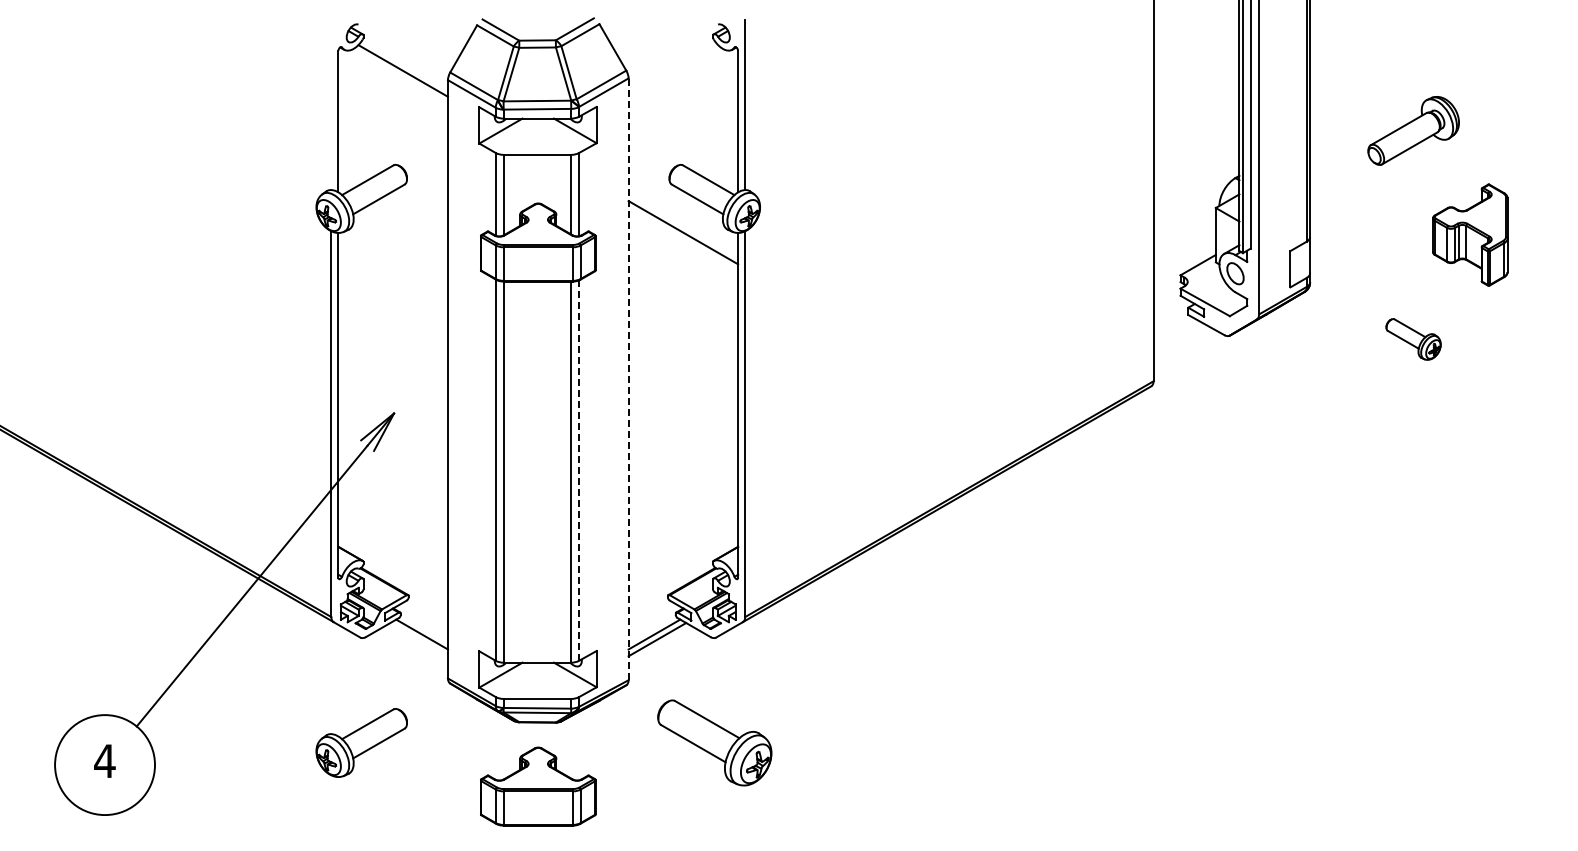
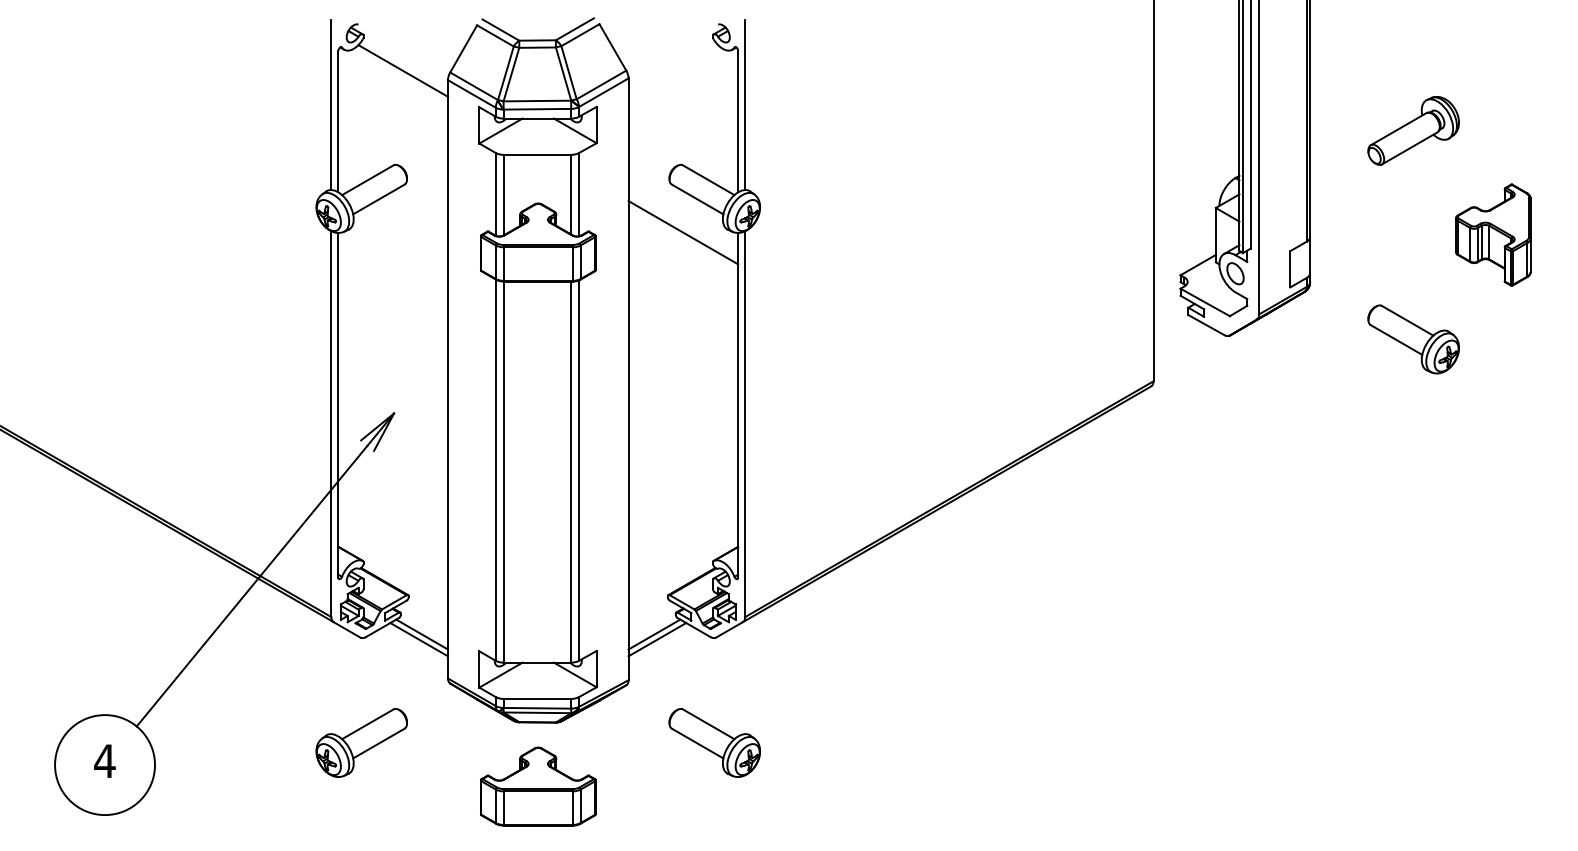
line: none -> present (331, 104)
part position: (1470, 234) -> (1493, 234) (1493, 234)
part size: 57x43 px -> 93x71 px (1413, 339)
line: dashed -> solid (628, 379)
line: dashed -> solid (578, 470)
line: none -> present (418, 639)
part size: 116x88 px -> 93x70 px (714, 742)
